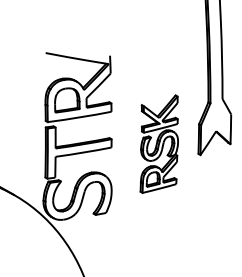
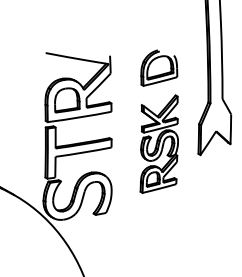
part: none -> present (159, 67)
